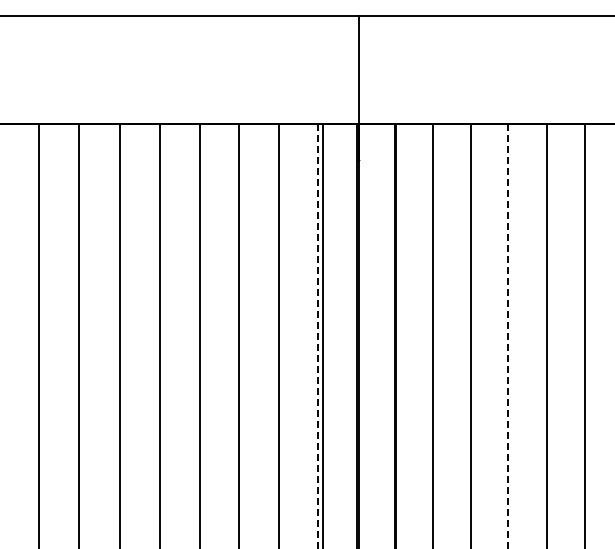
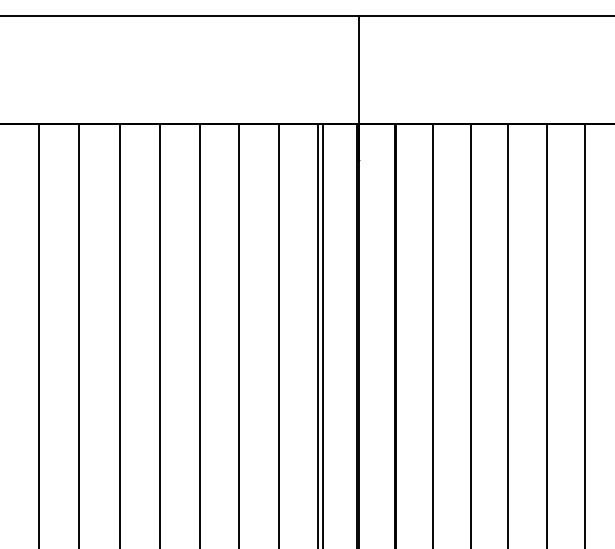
line: dashed -> solid (317, 336)
line: dashed -> solid (508, 336)
